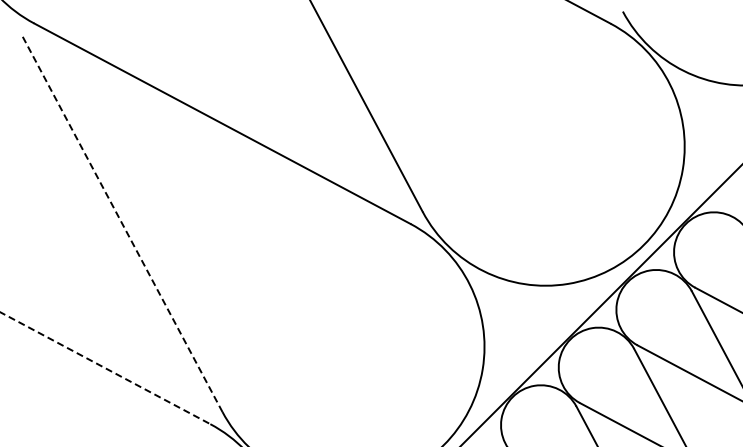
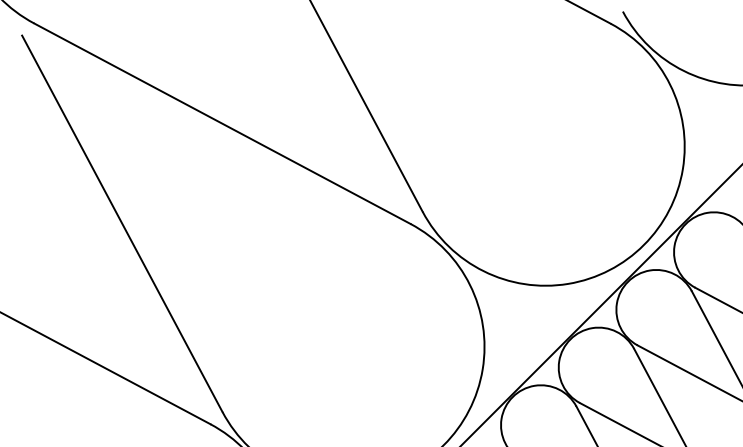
line: dashed -> solid (122, 223)
line: dashed -> solid (105, 368)
